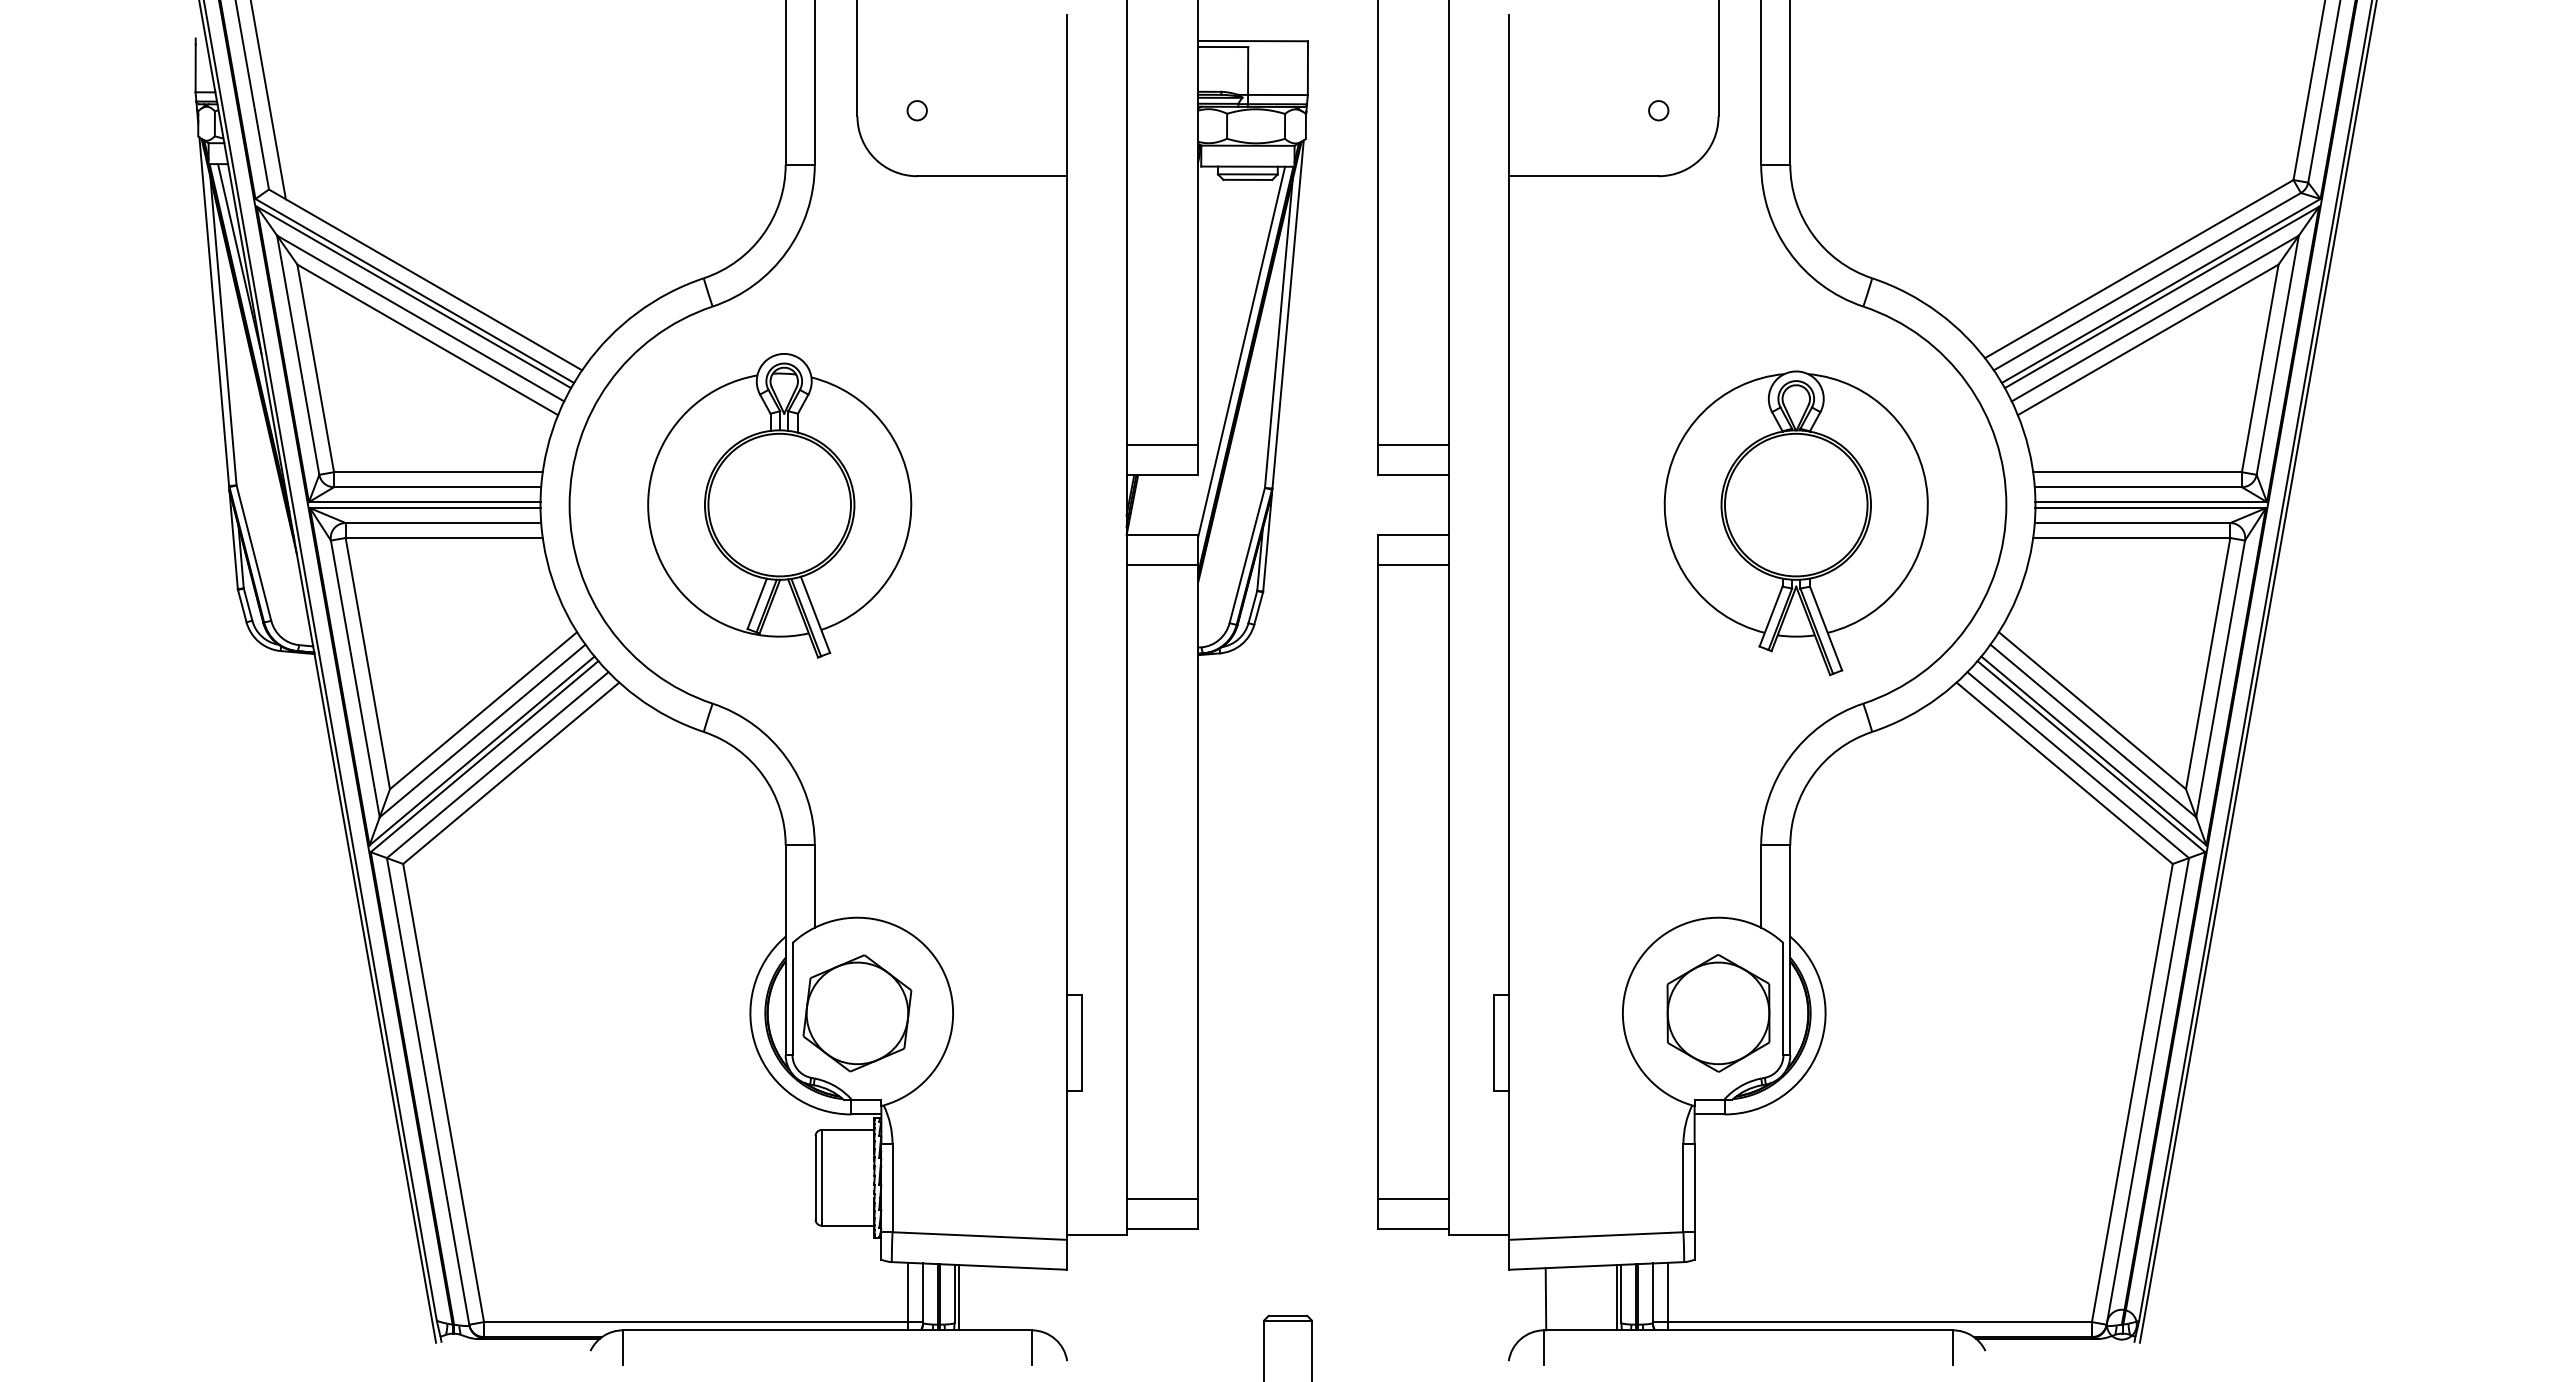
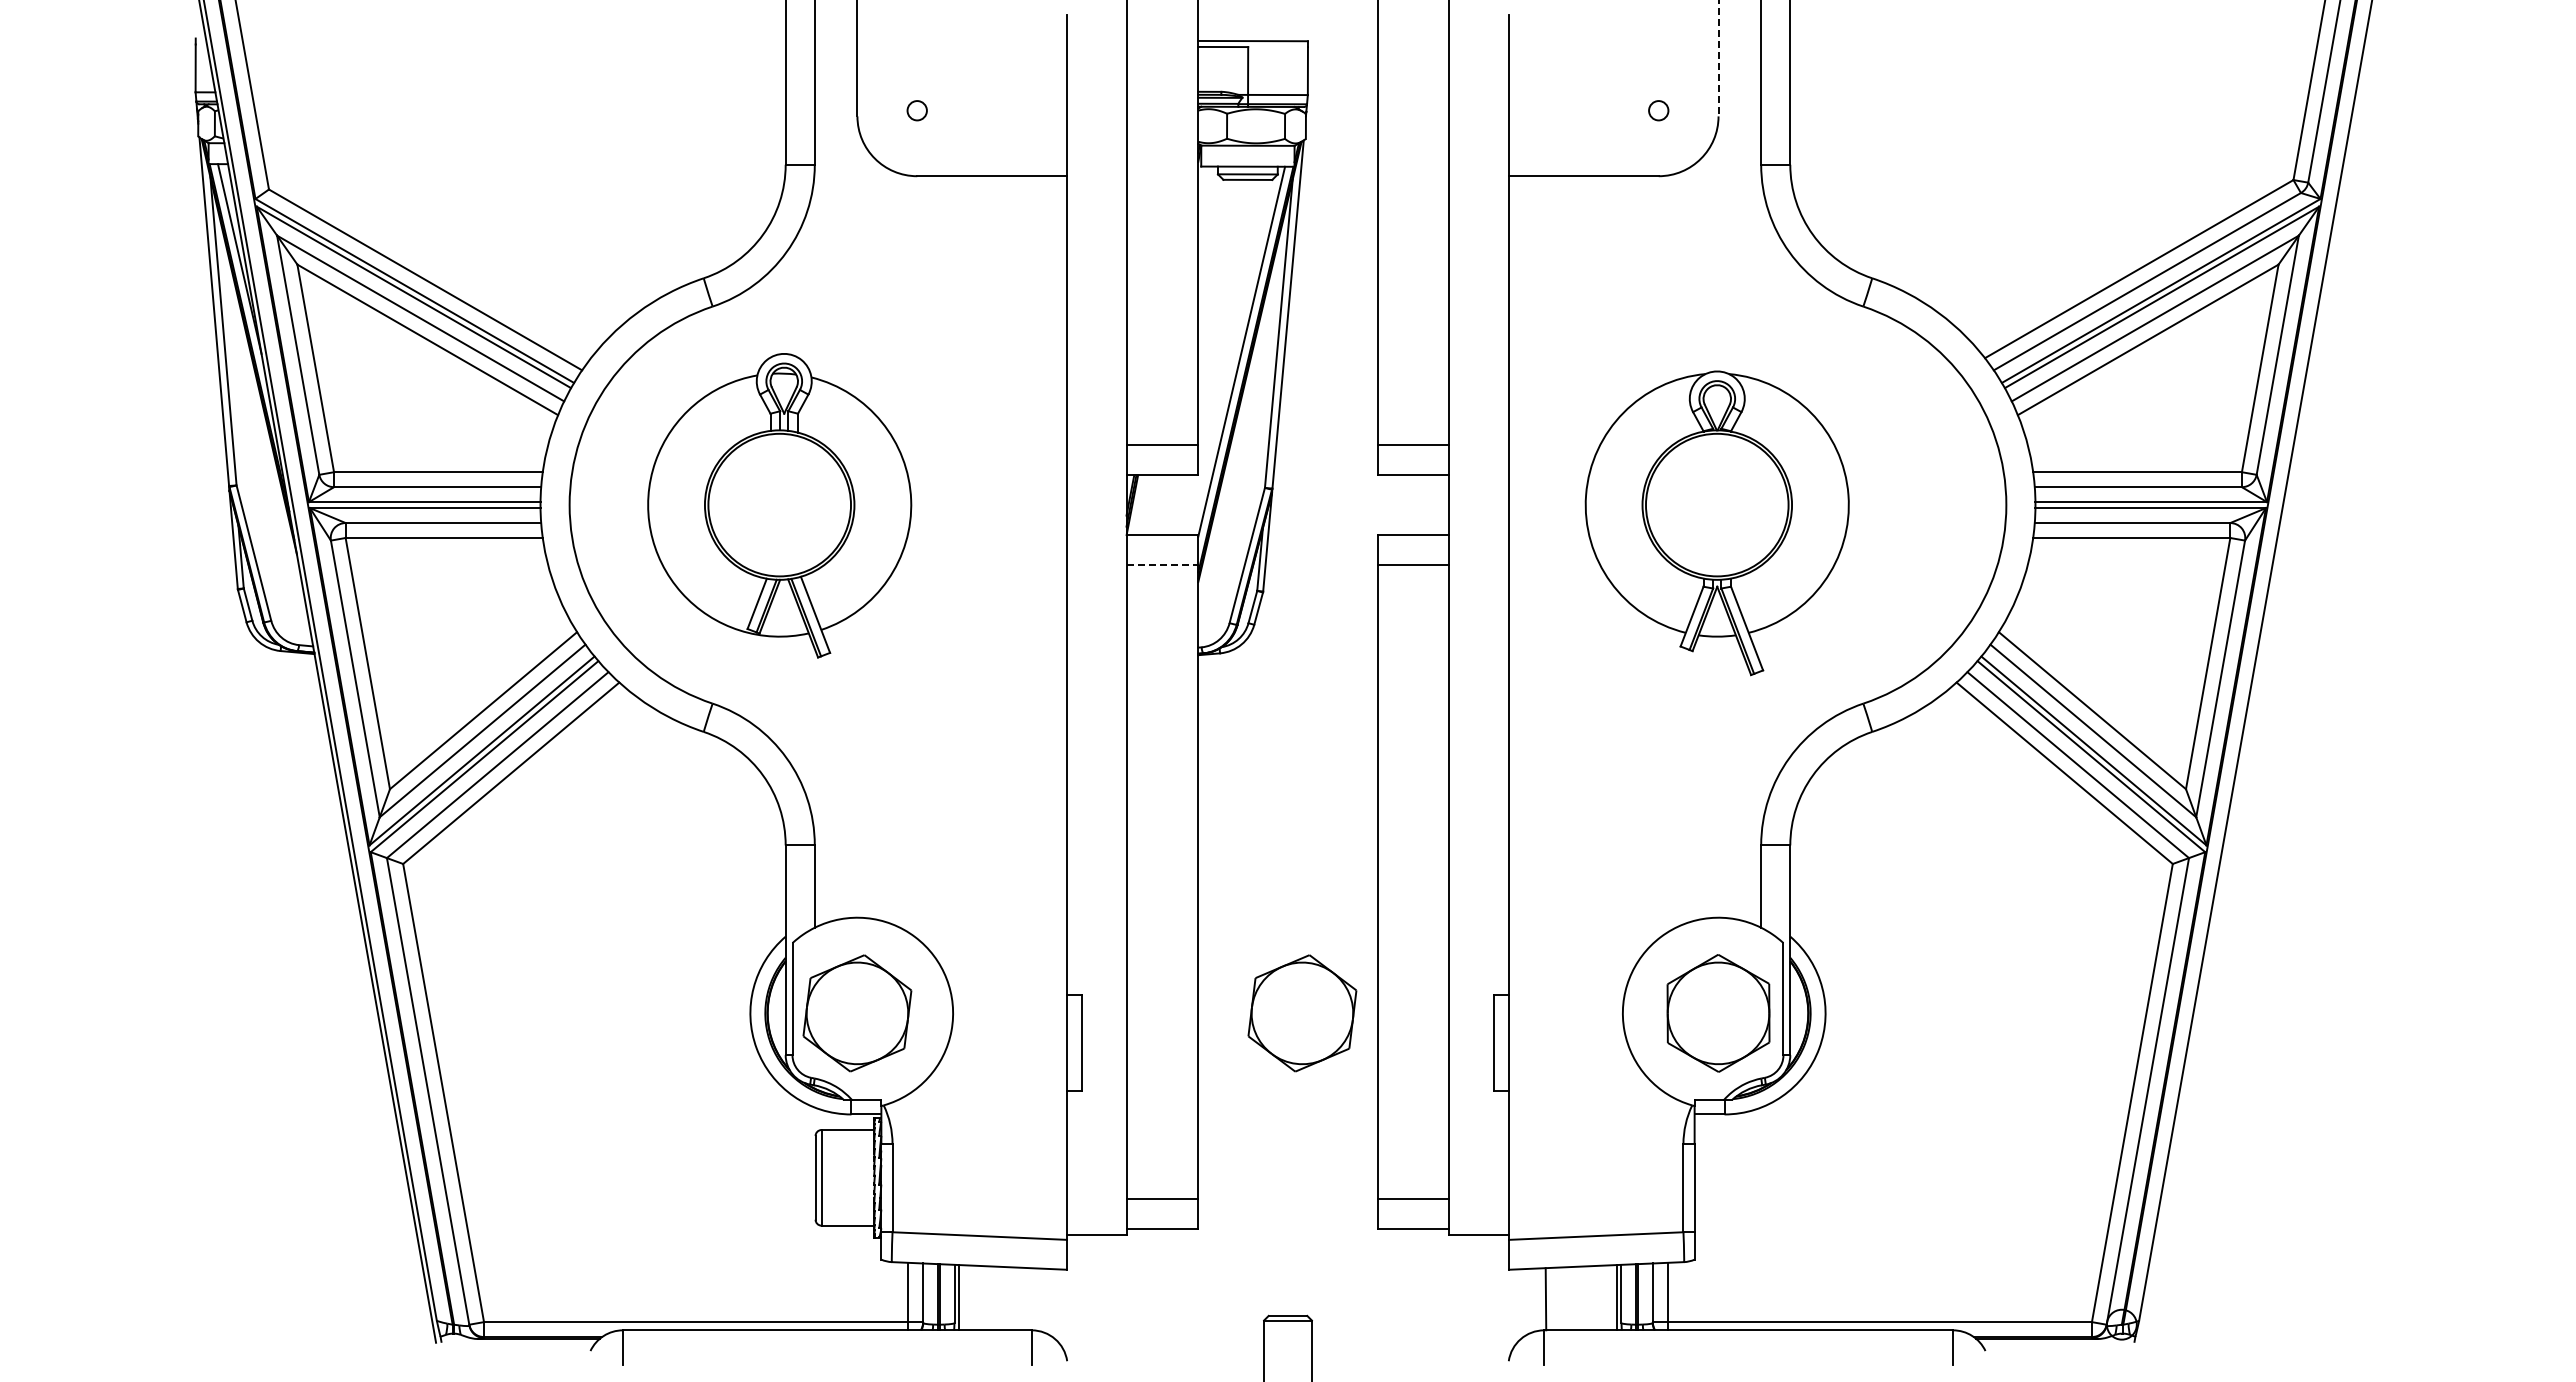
line: solid -> dashed (1718, 58)
line: present -> none (268, 100)
part position: (1795, 523) -> (1716, 523) (1716, 523)
line: solid -> dashed (1162, 564)
line: present -> none (2257, 672)
part: none -> present (1302, 1013)
